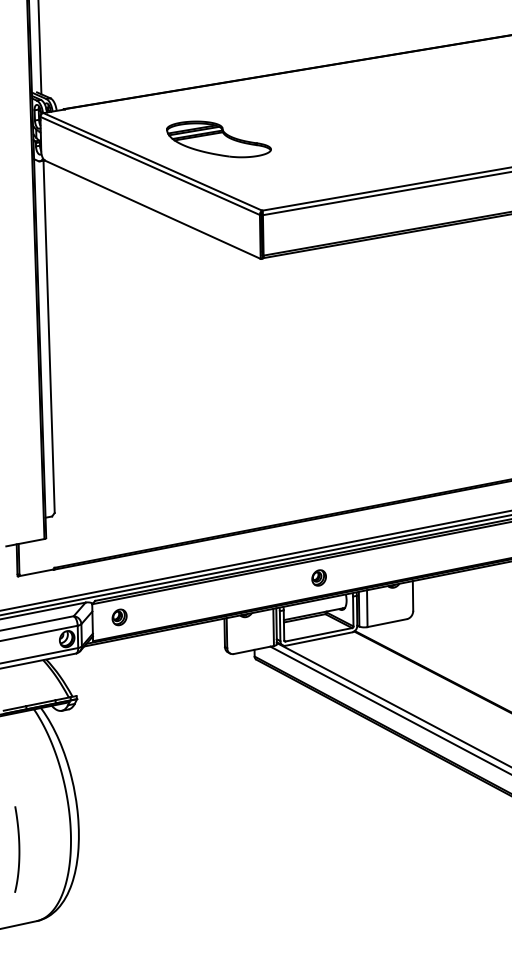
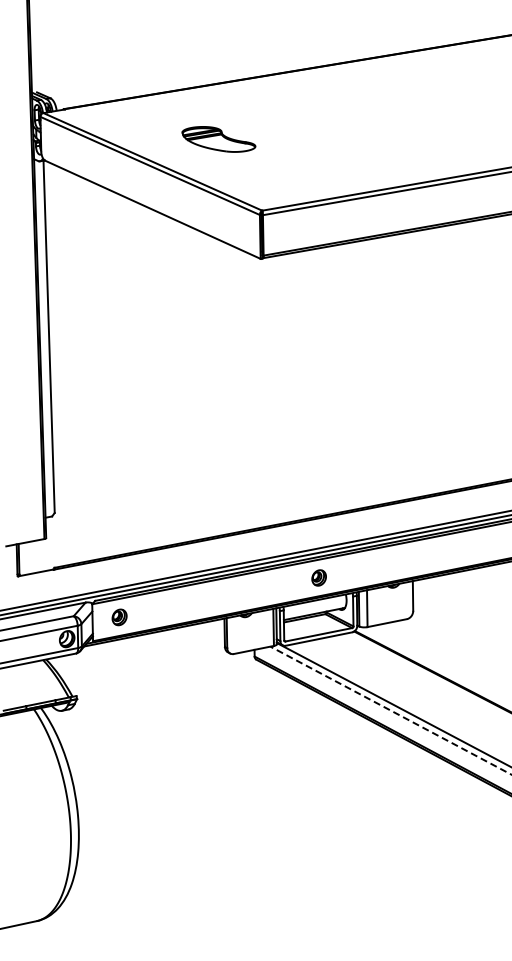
line: present -> none (39, 48)
part size: 106x39 px -> 76x27 px (218, 139)
line: solid -> dashed (391, 710)
curve: present -> none (18, 849)
